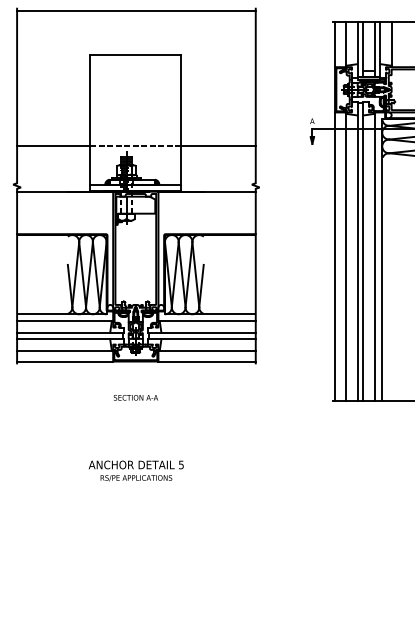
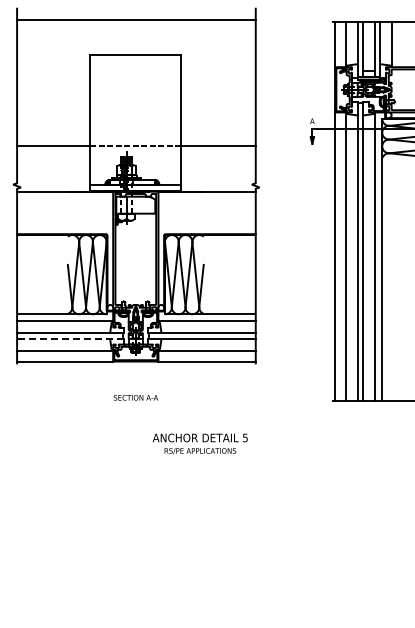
line position: (136, 10) -> (136, 19) (136, 19)
line: solid -> dashed (70, 338)
text position: (135, 470) -> (199, 443) (199, 443)
